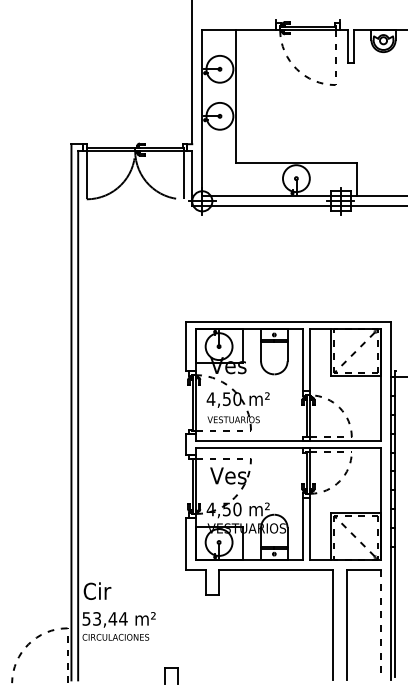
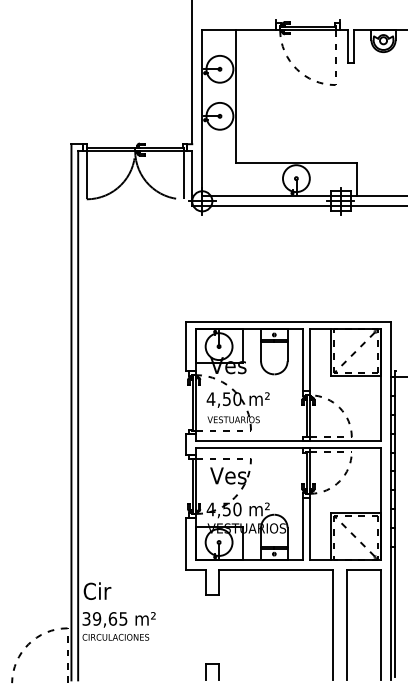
text: 53,44 -> 39,65 (105, 618)
line: dashed -> solid (381, 625)
part position: (171, 675) -> (212, 671) (212, 671)
